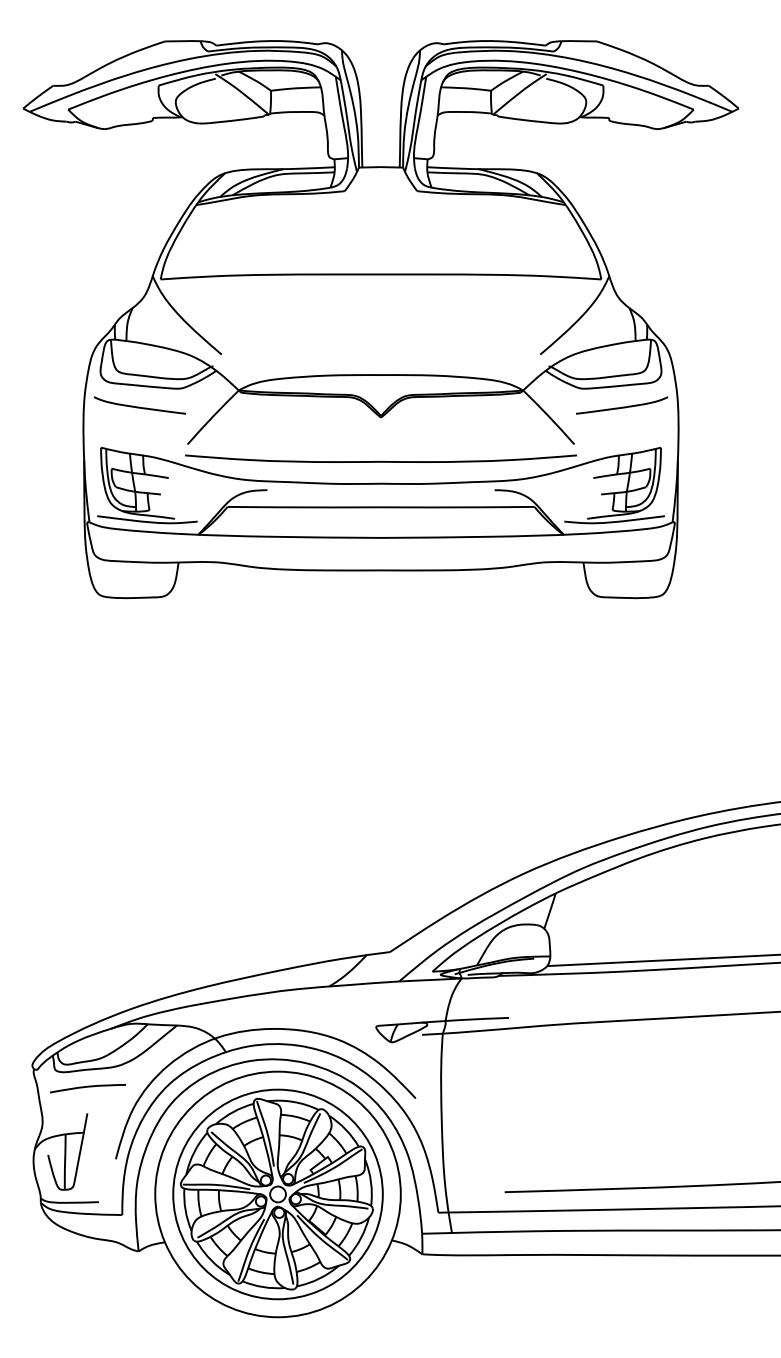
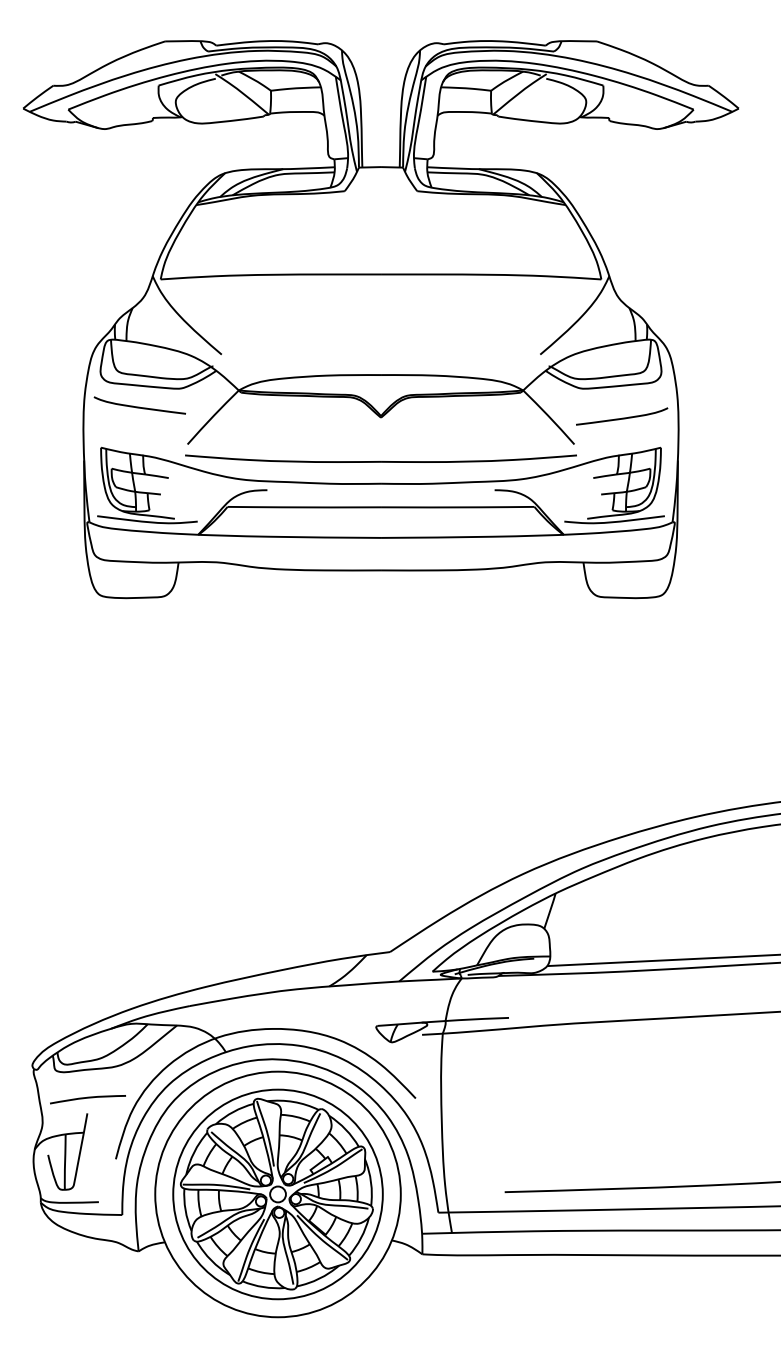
curve position: (622, 406) -> (622, 417) (622, 417)
curve position: (87, 1087) -> (87, 1098) (87, 1098)
